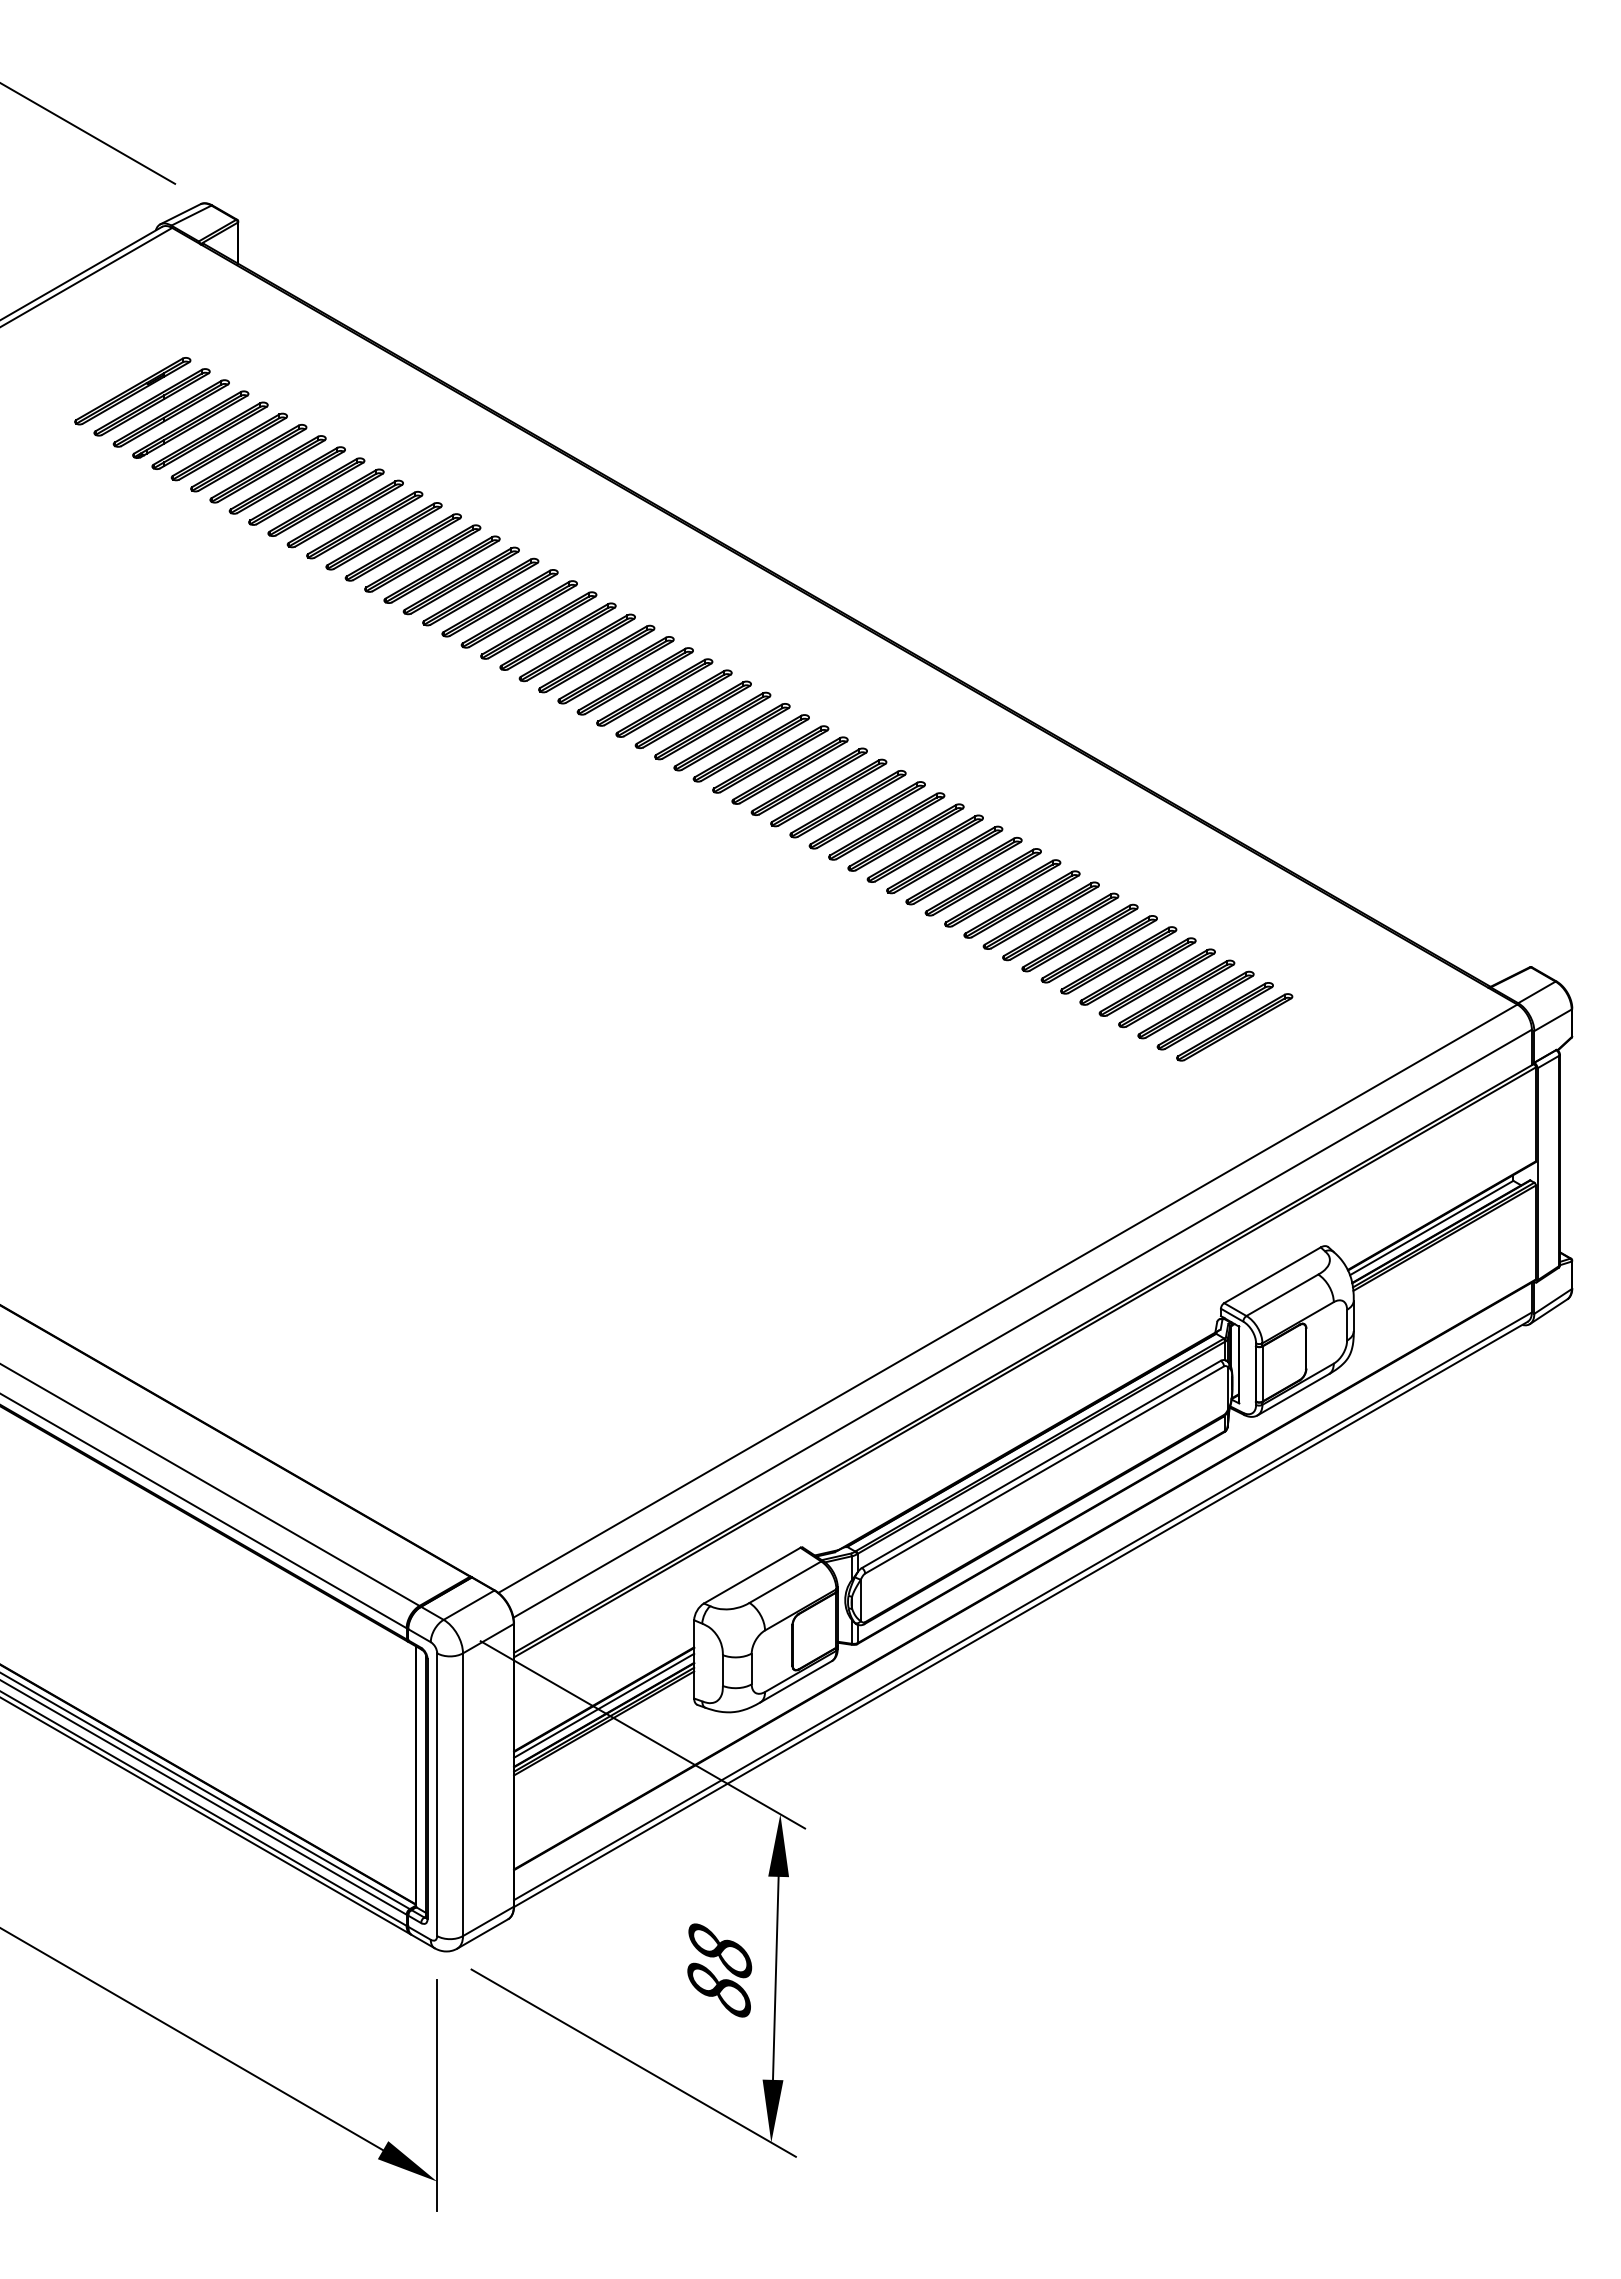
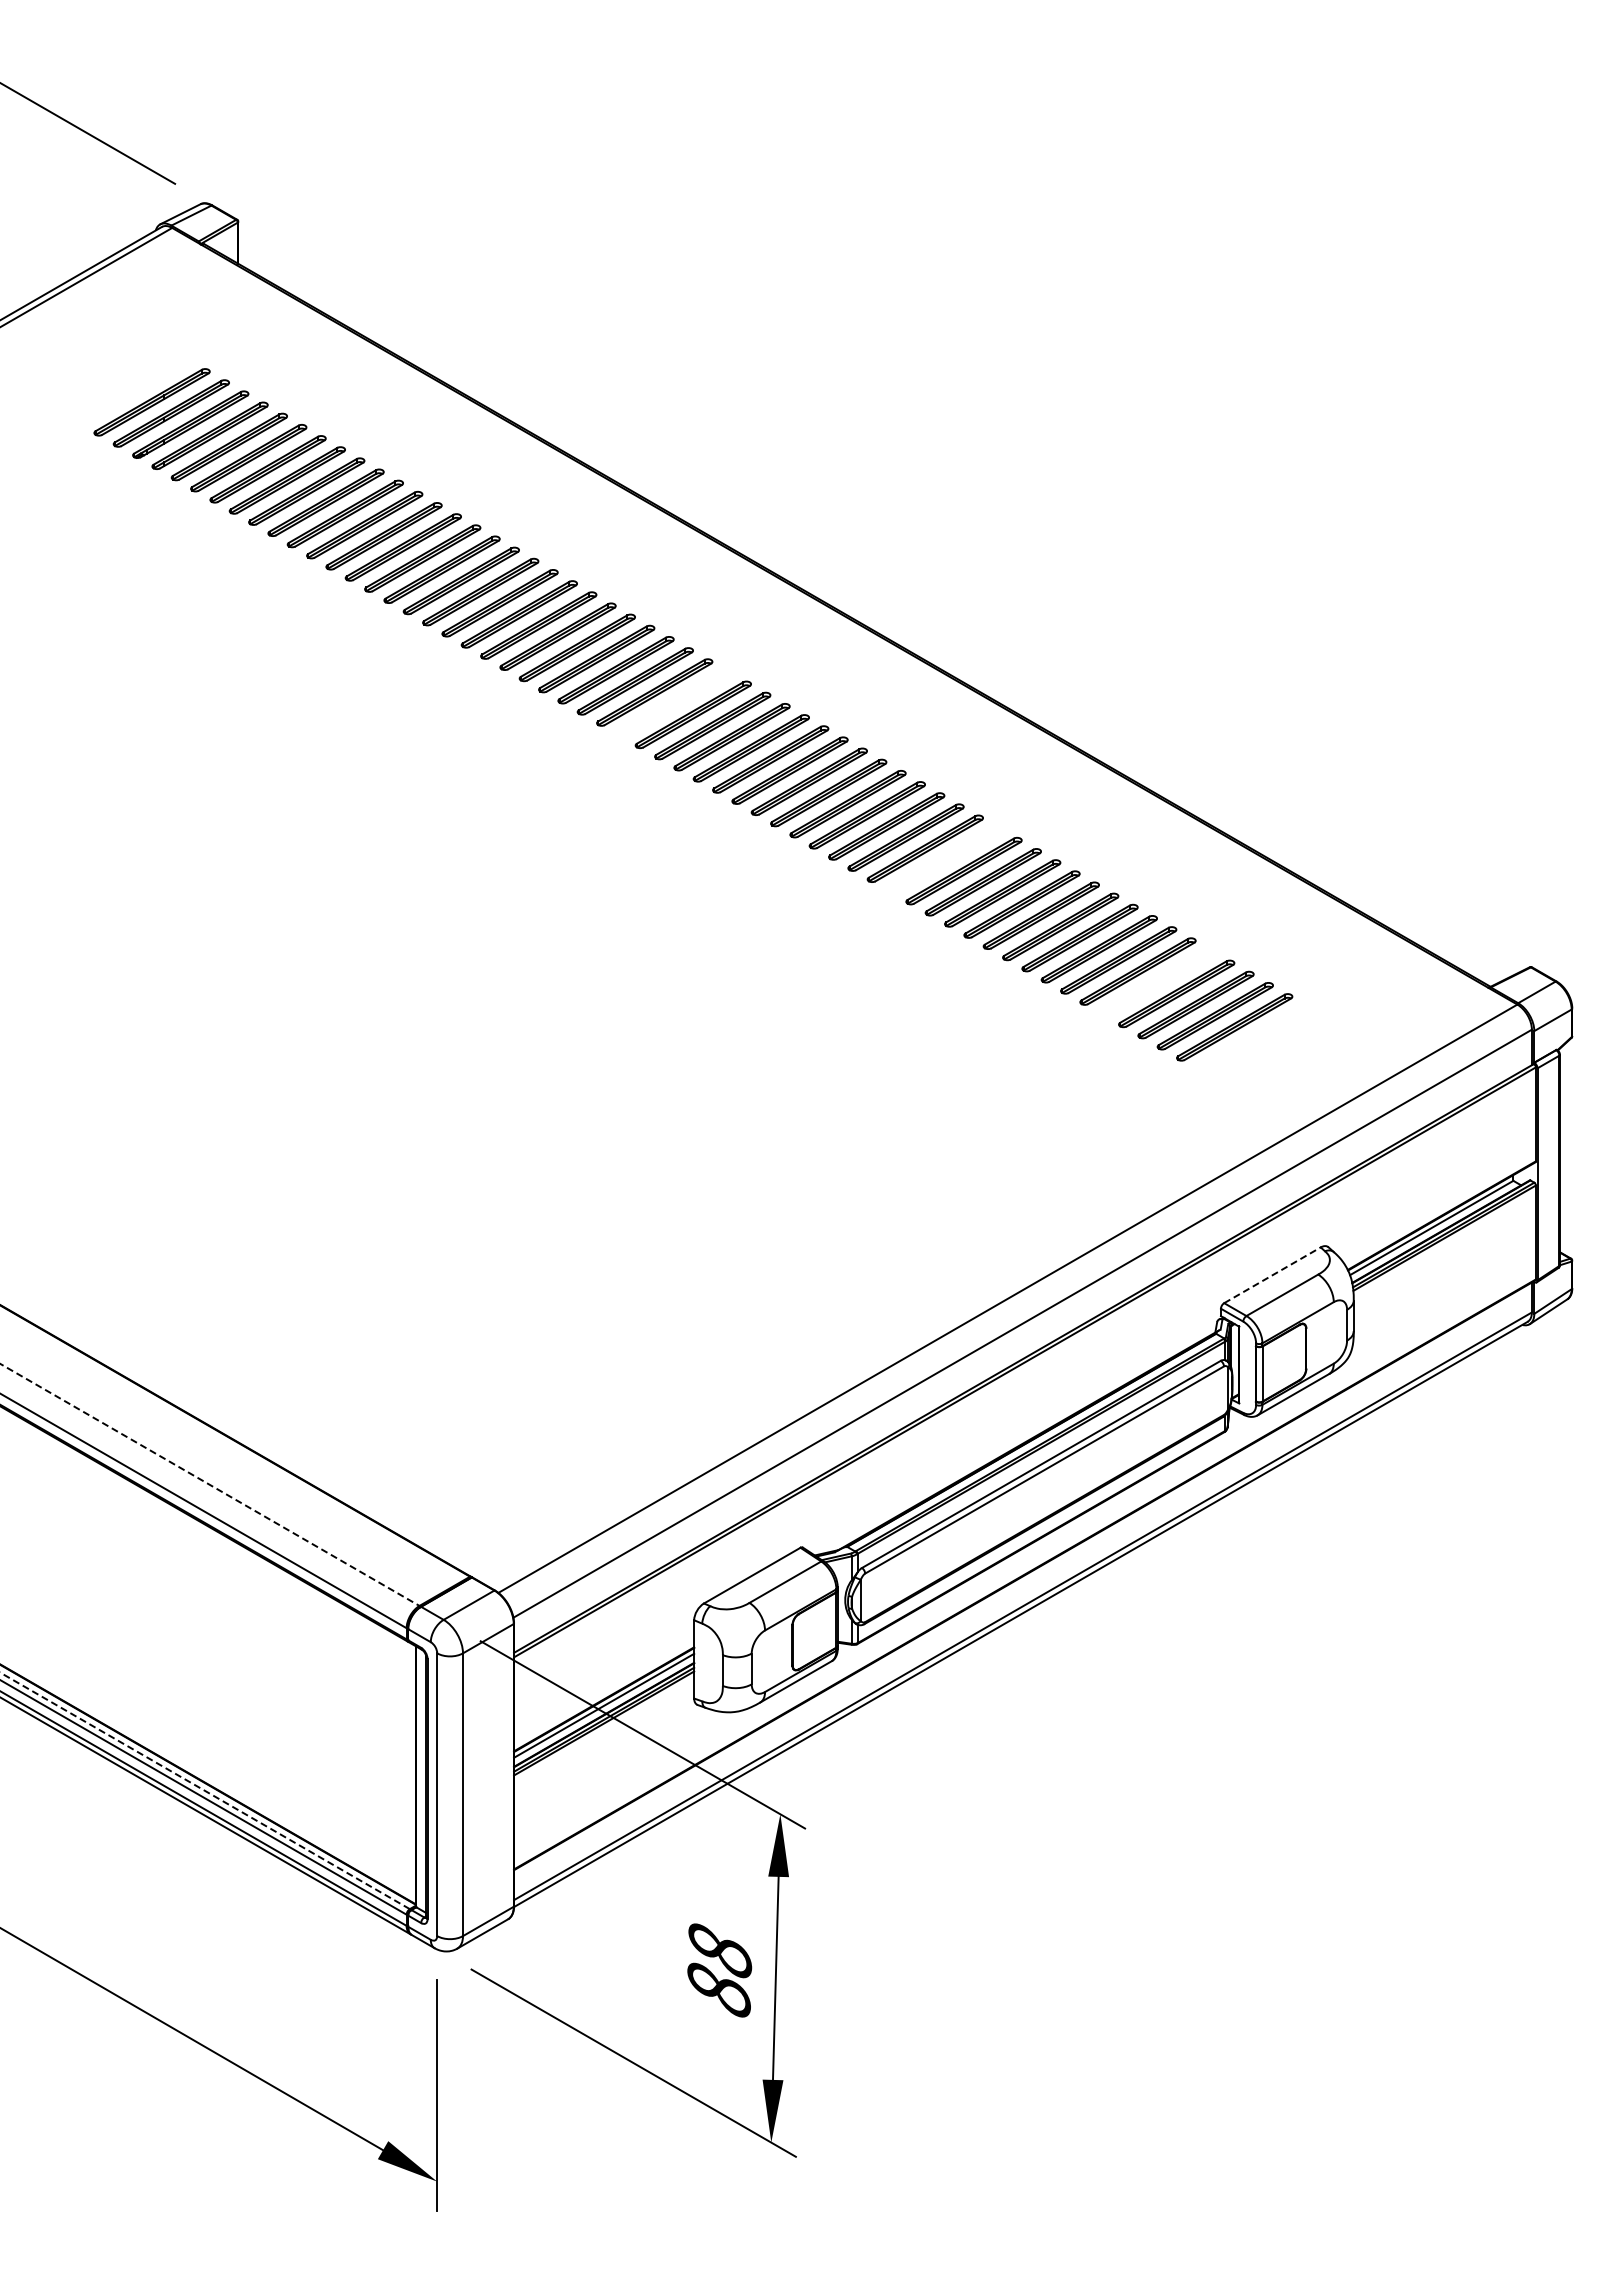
part: present -> none (132, 391)
part: present -> none (673, 703)
part: present -> none (944, 859)
part: present -> none (1156, 982)
line: solid -> dashed (1272, 1275)
line: solid -> dashed (210, 1484)
line: solid -> dashed (204, 1790)
